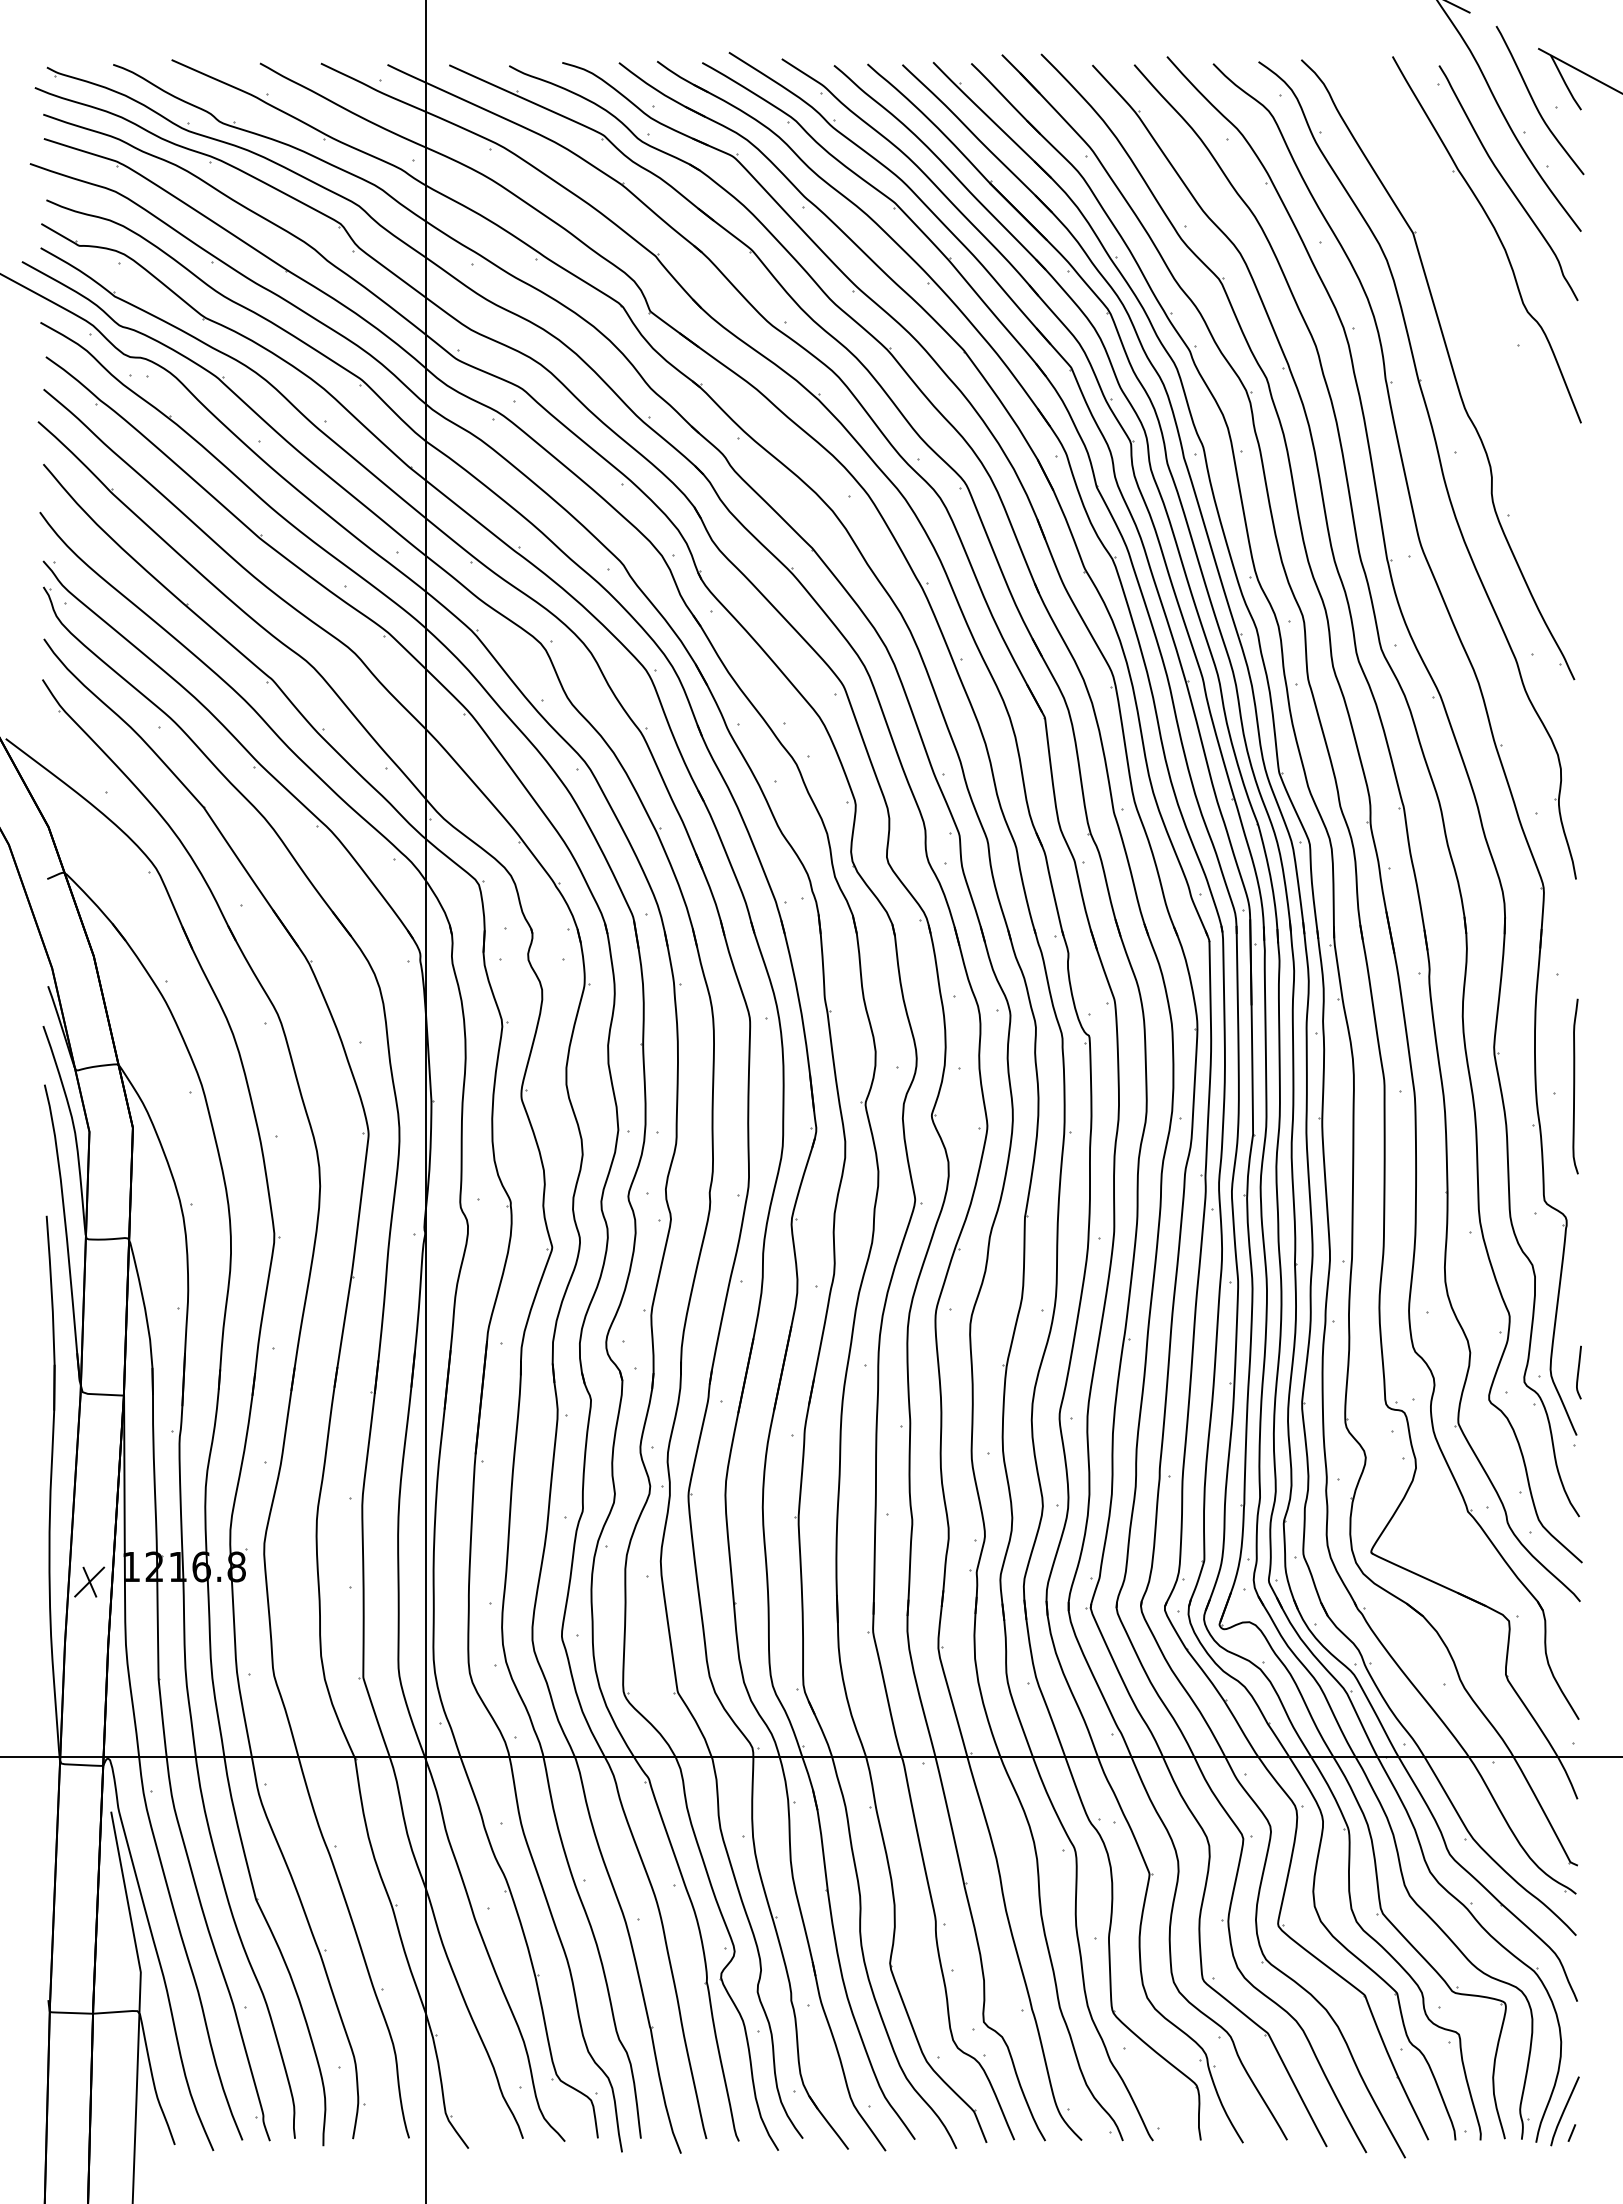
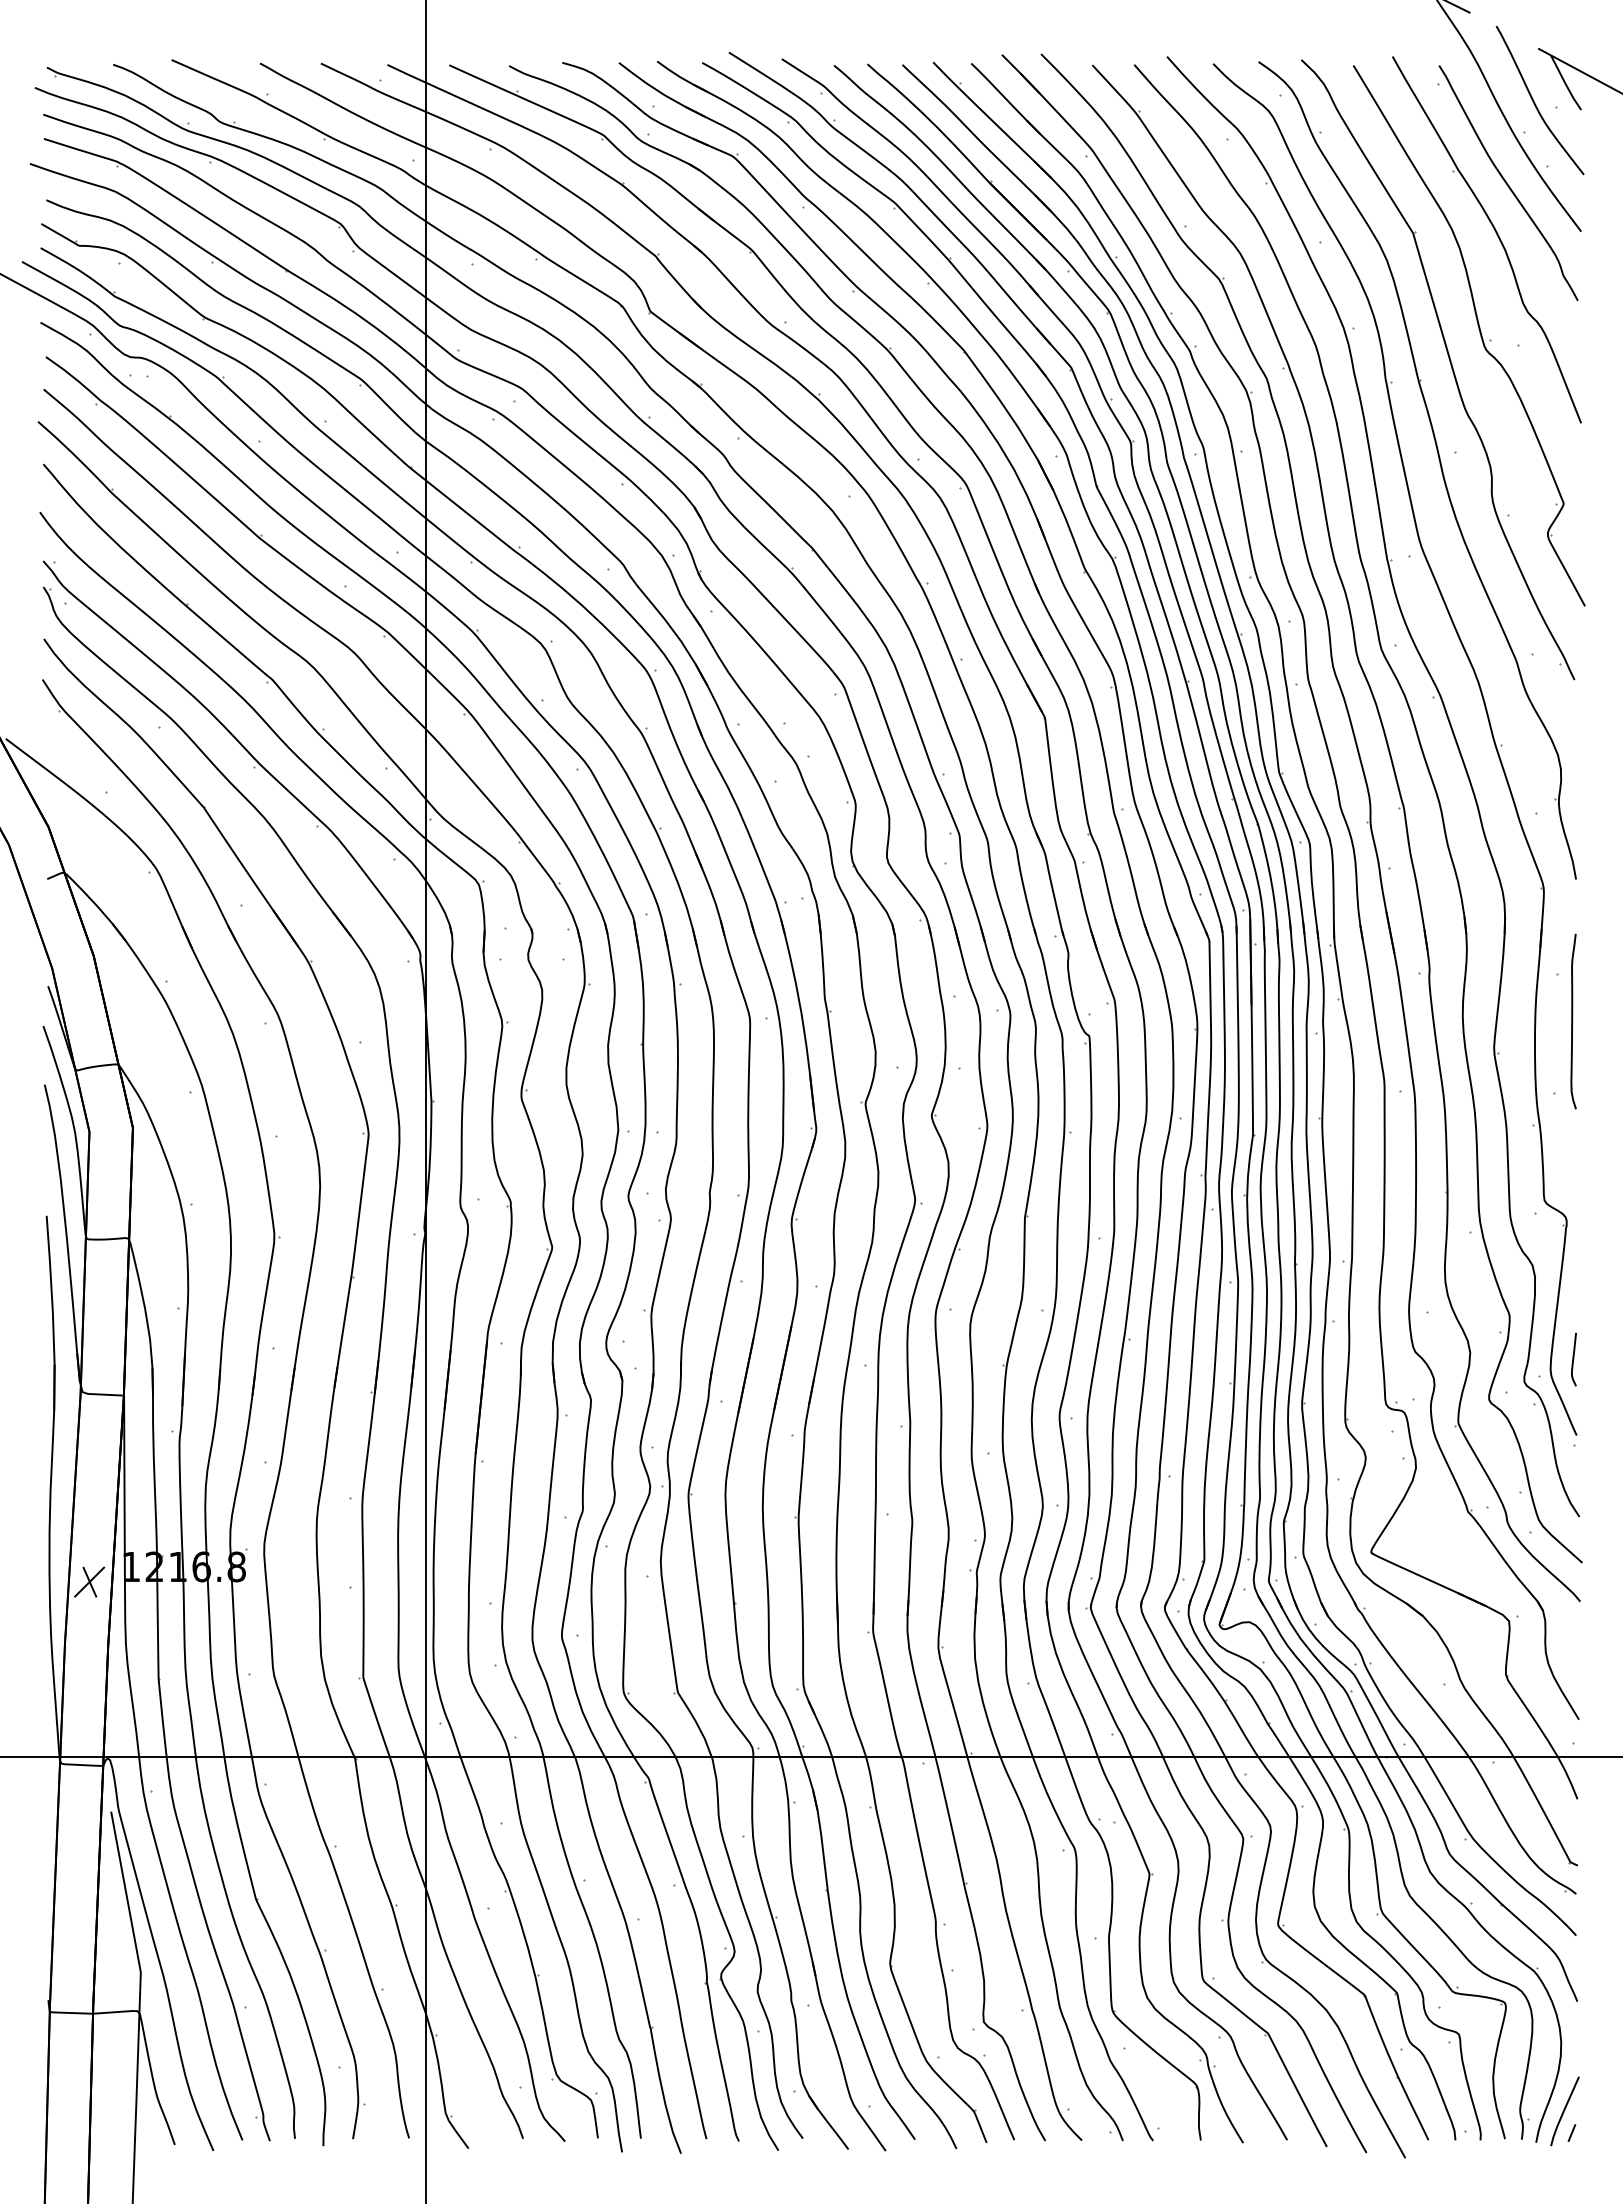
part: none -> present (1479, 333)
curve position: (1575, 1086) -> (1573, 1021) (1573, 1021)
curve position: (1578, 1372) -> (1573, 1359) (1573, 1359)
